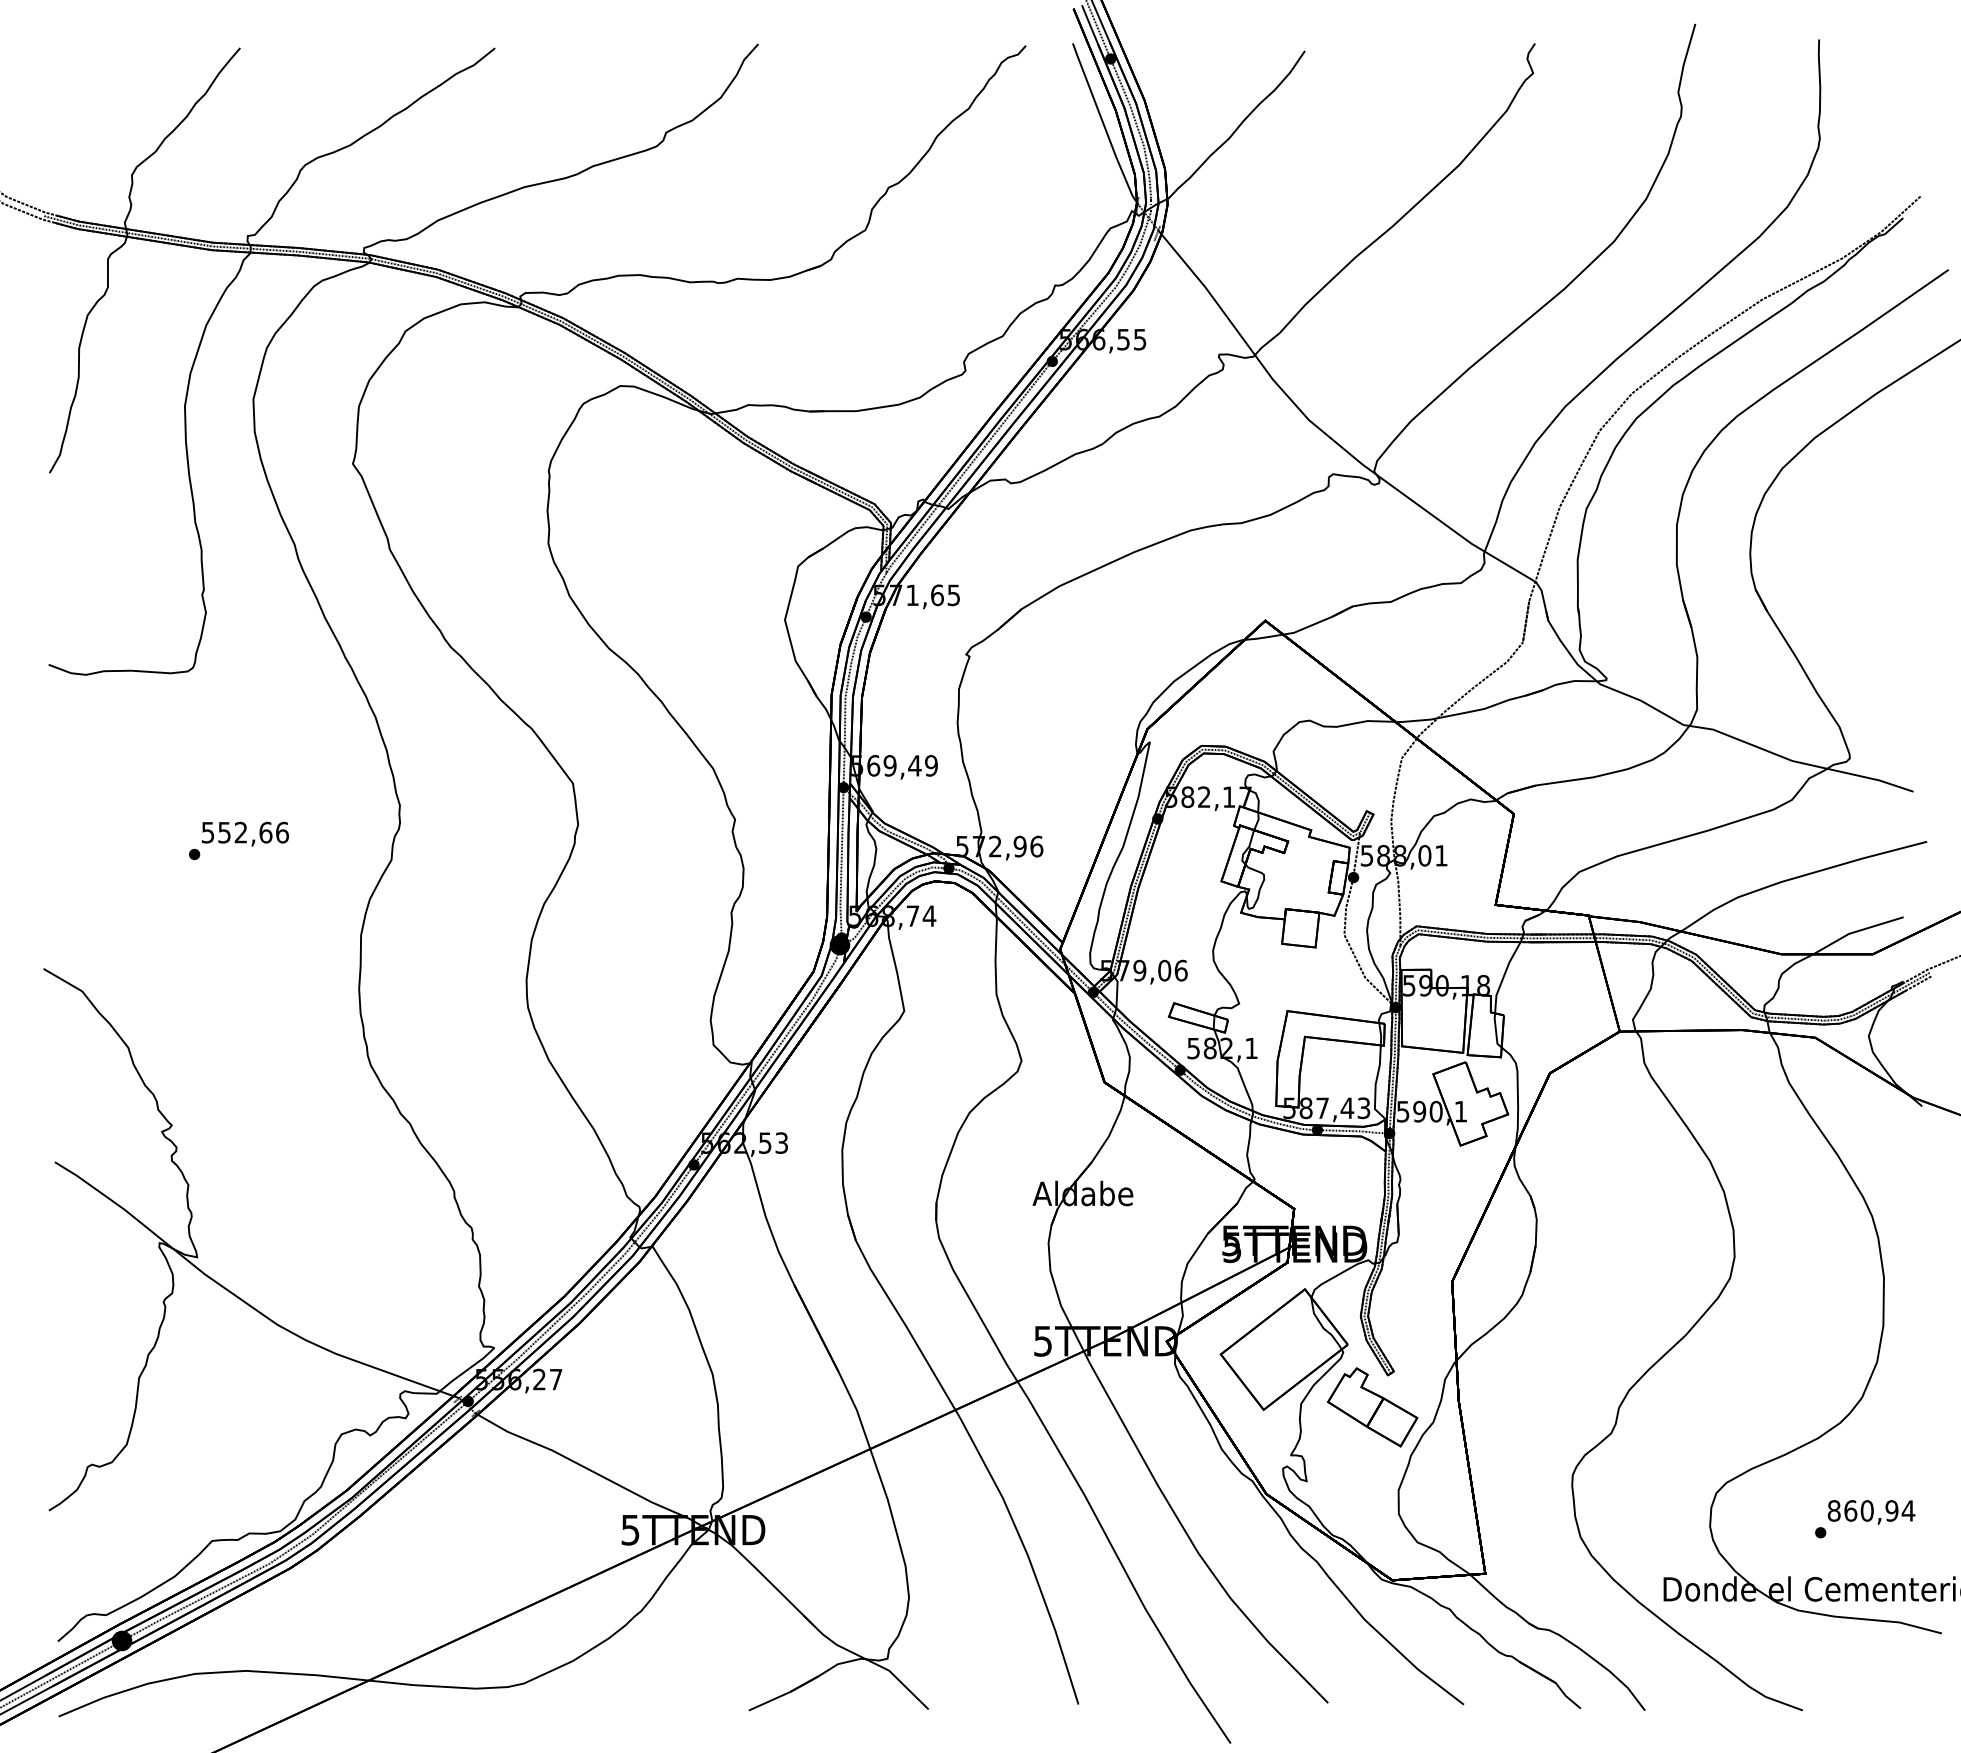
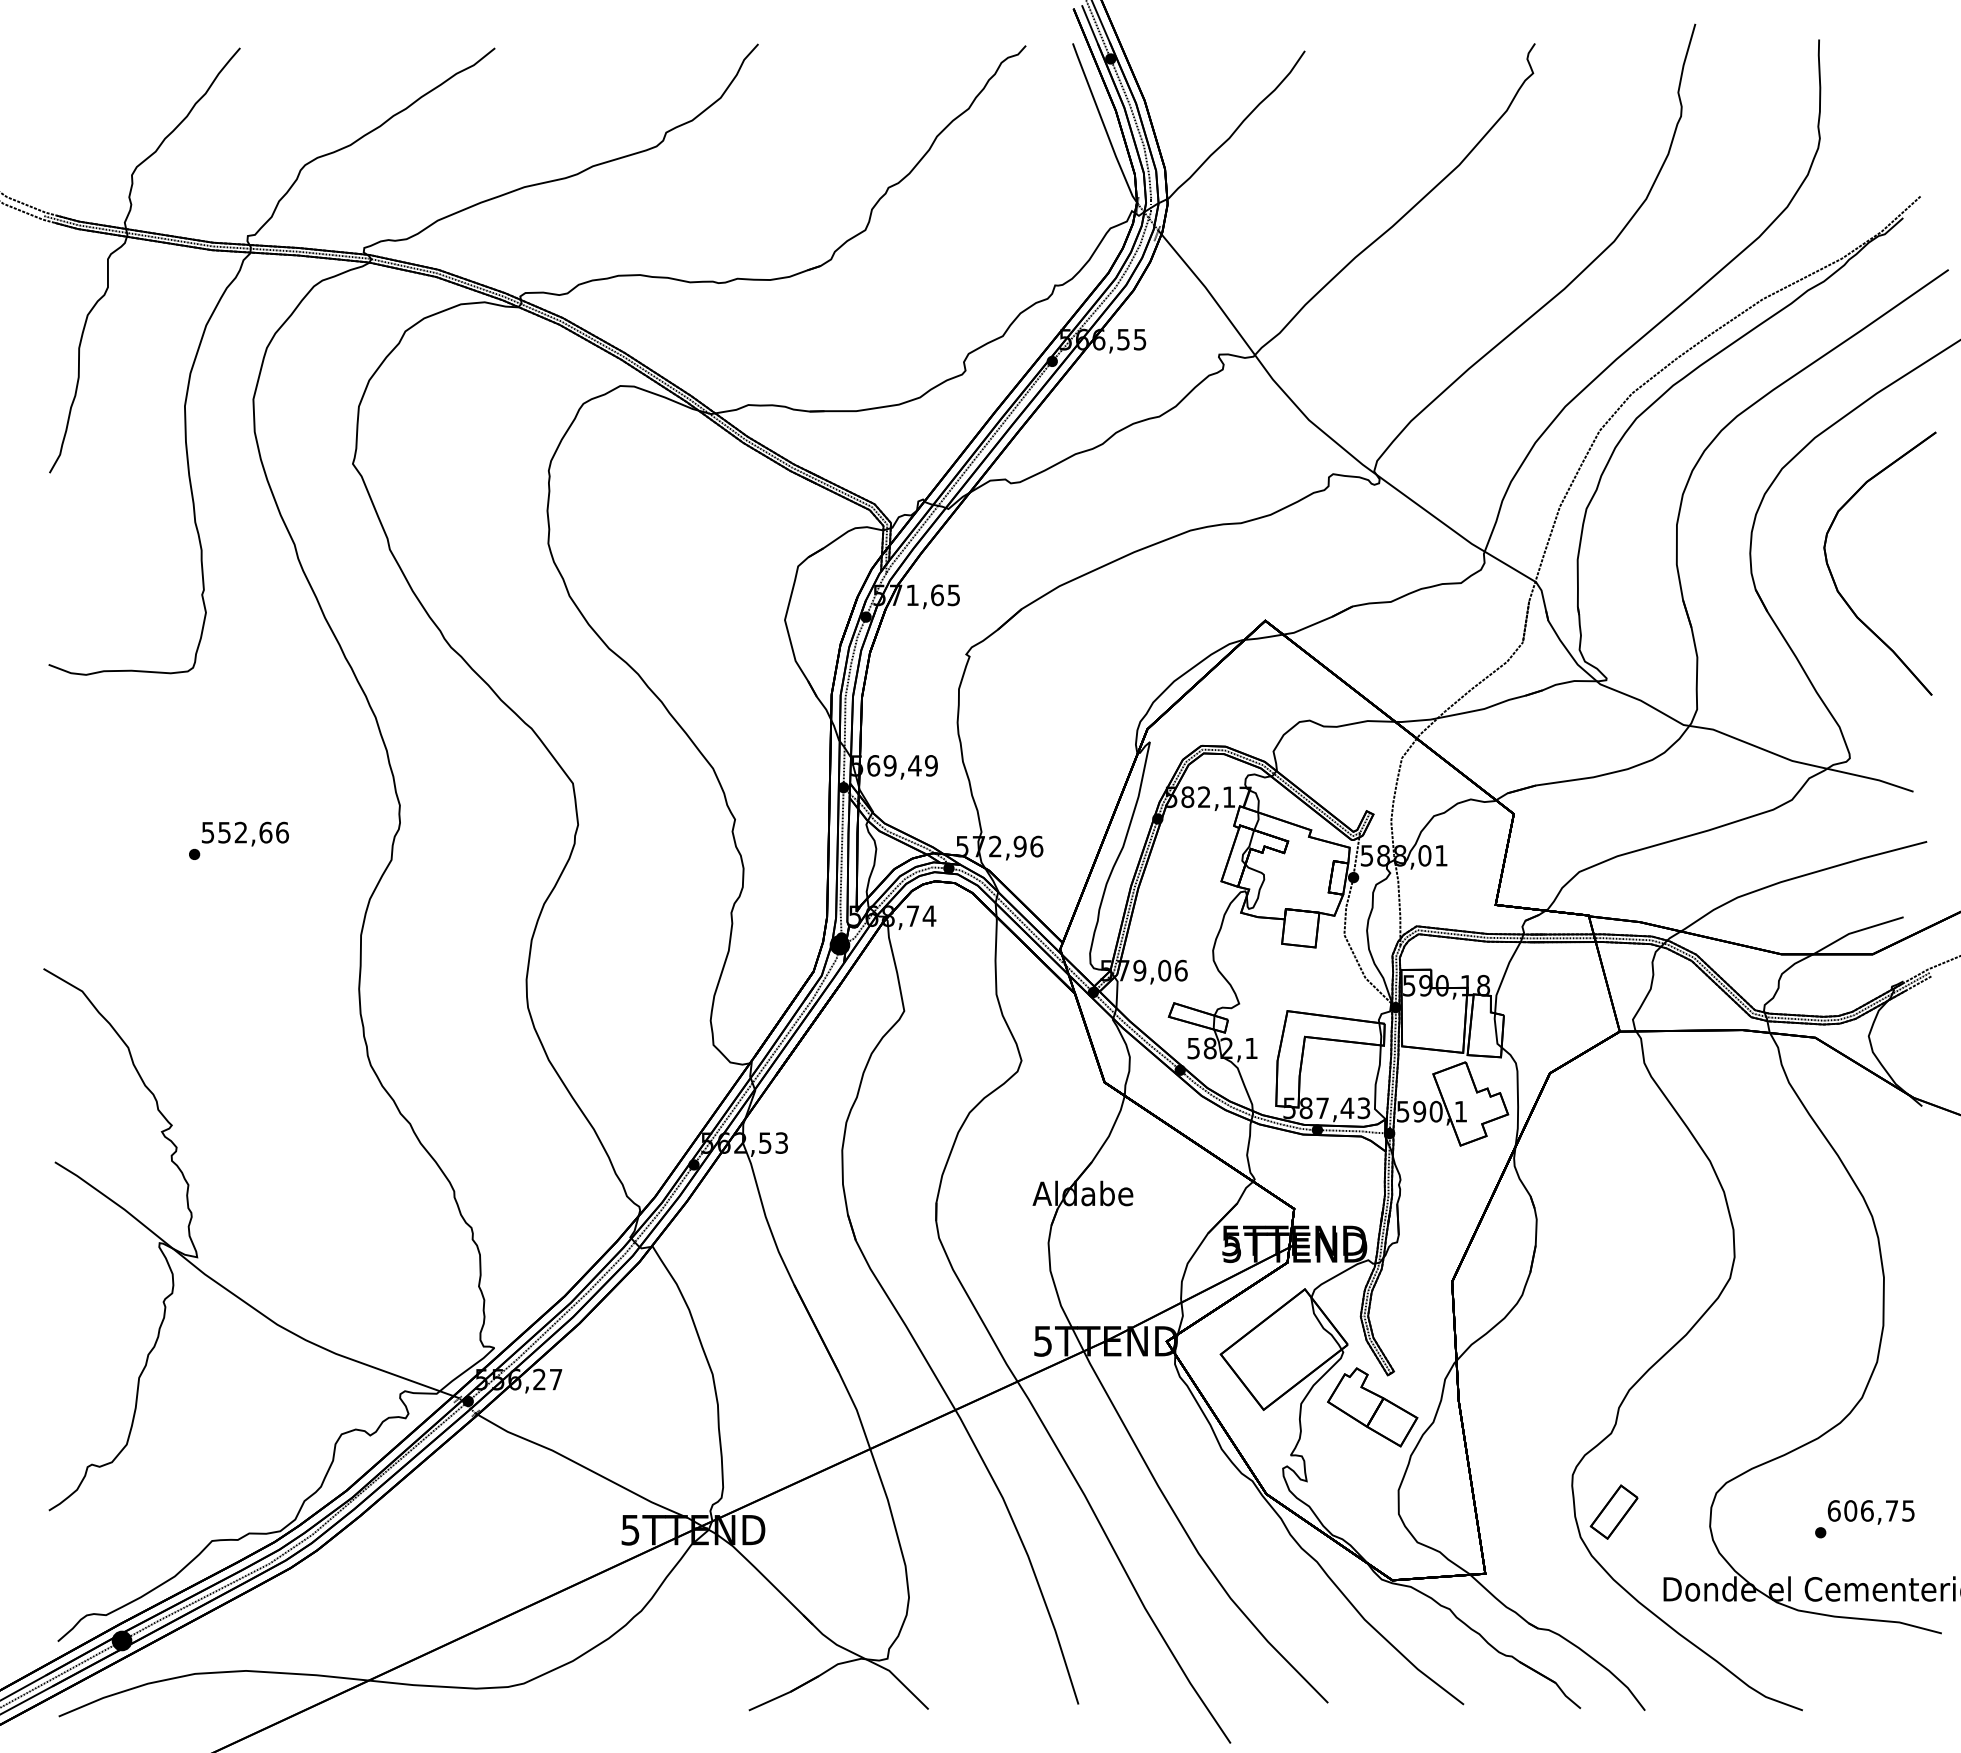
part: none -> present (1835, 581)
text: 860,94 -> 606,75 (1871, 1510)
part: none -> present (1613, 1511)
